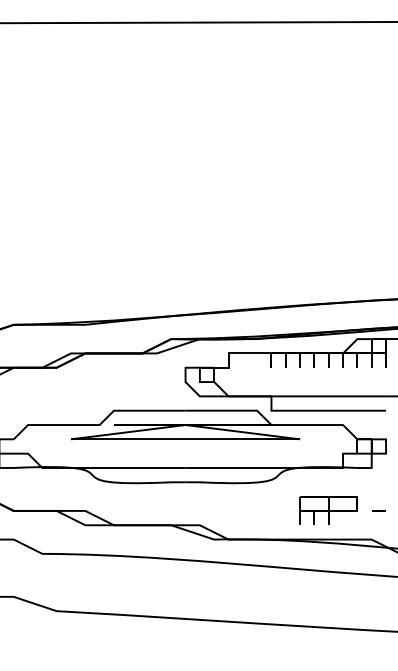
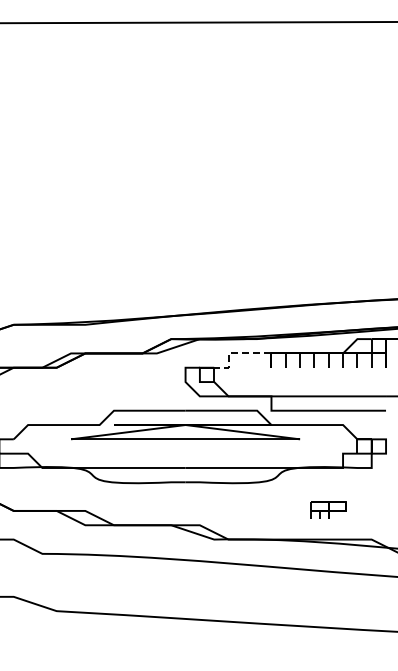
line: solid -> dashed (233, 353)
part size: 59x29 px -> 37x18 px (328, 509)
line: present -> none (378, 510)
